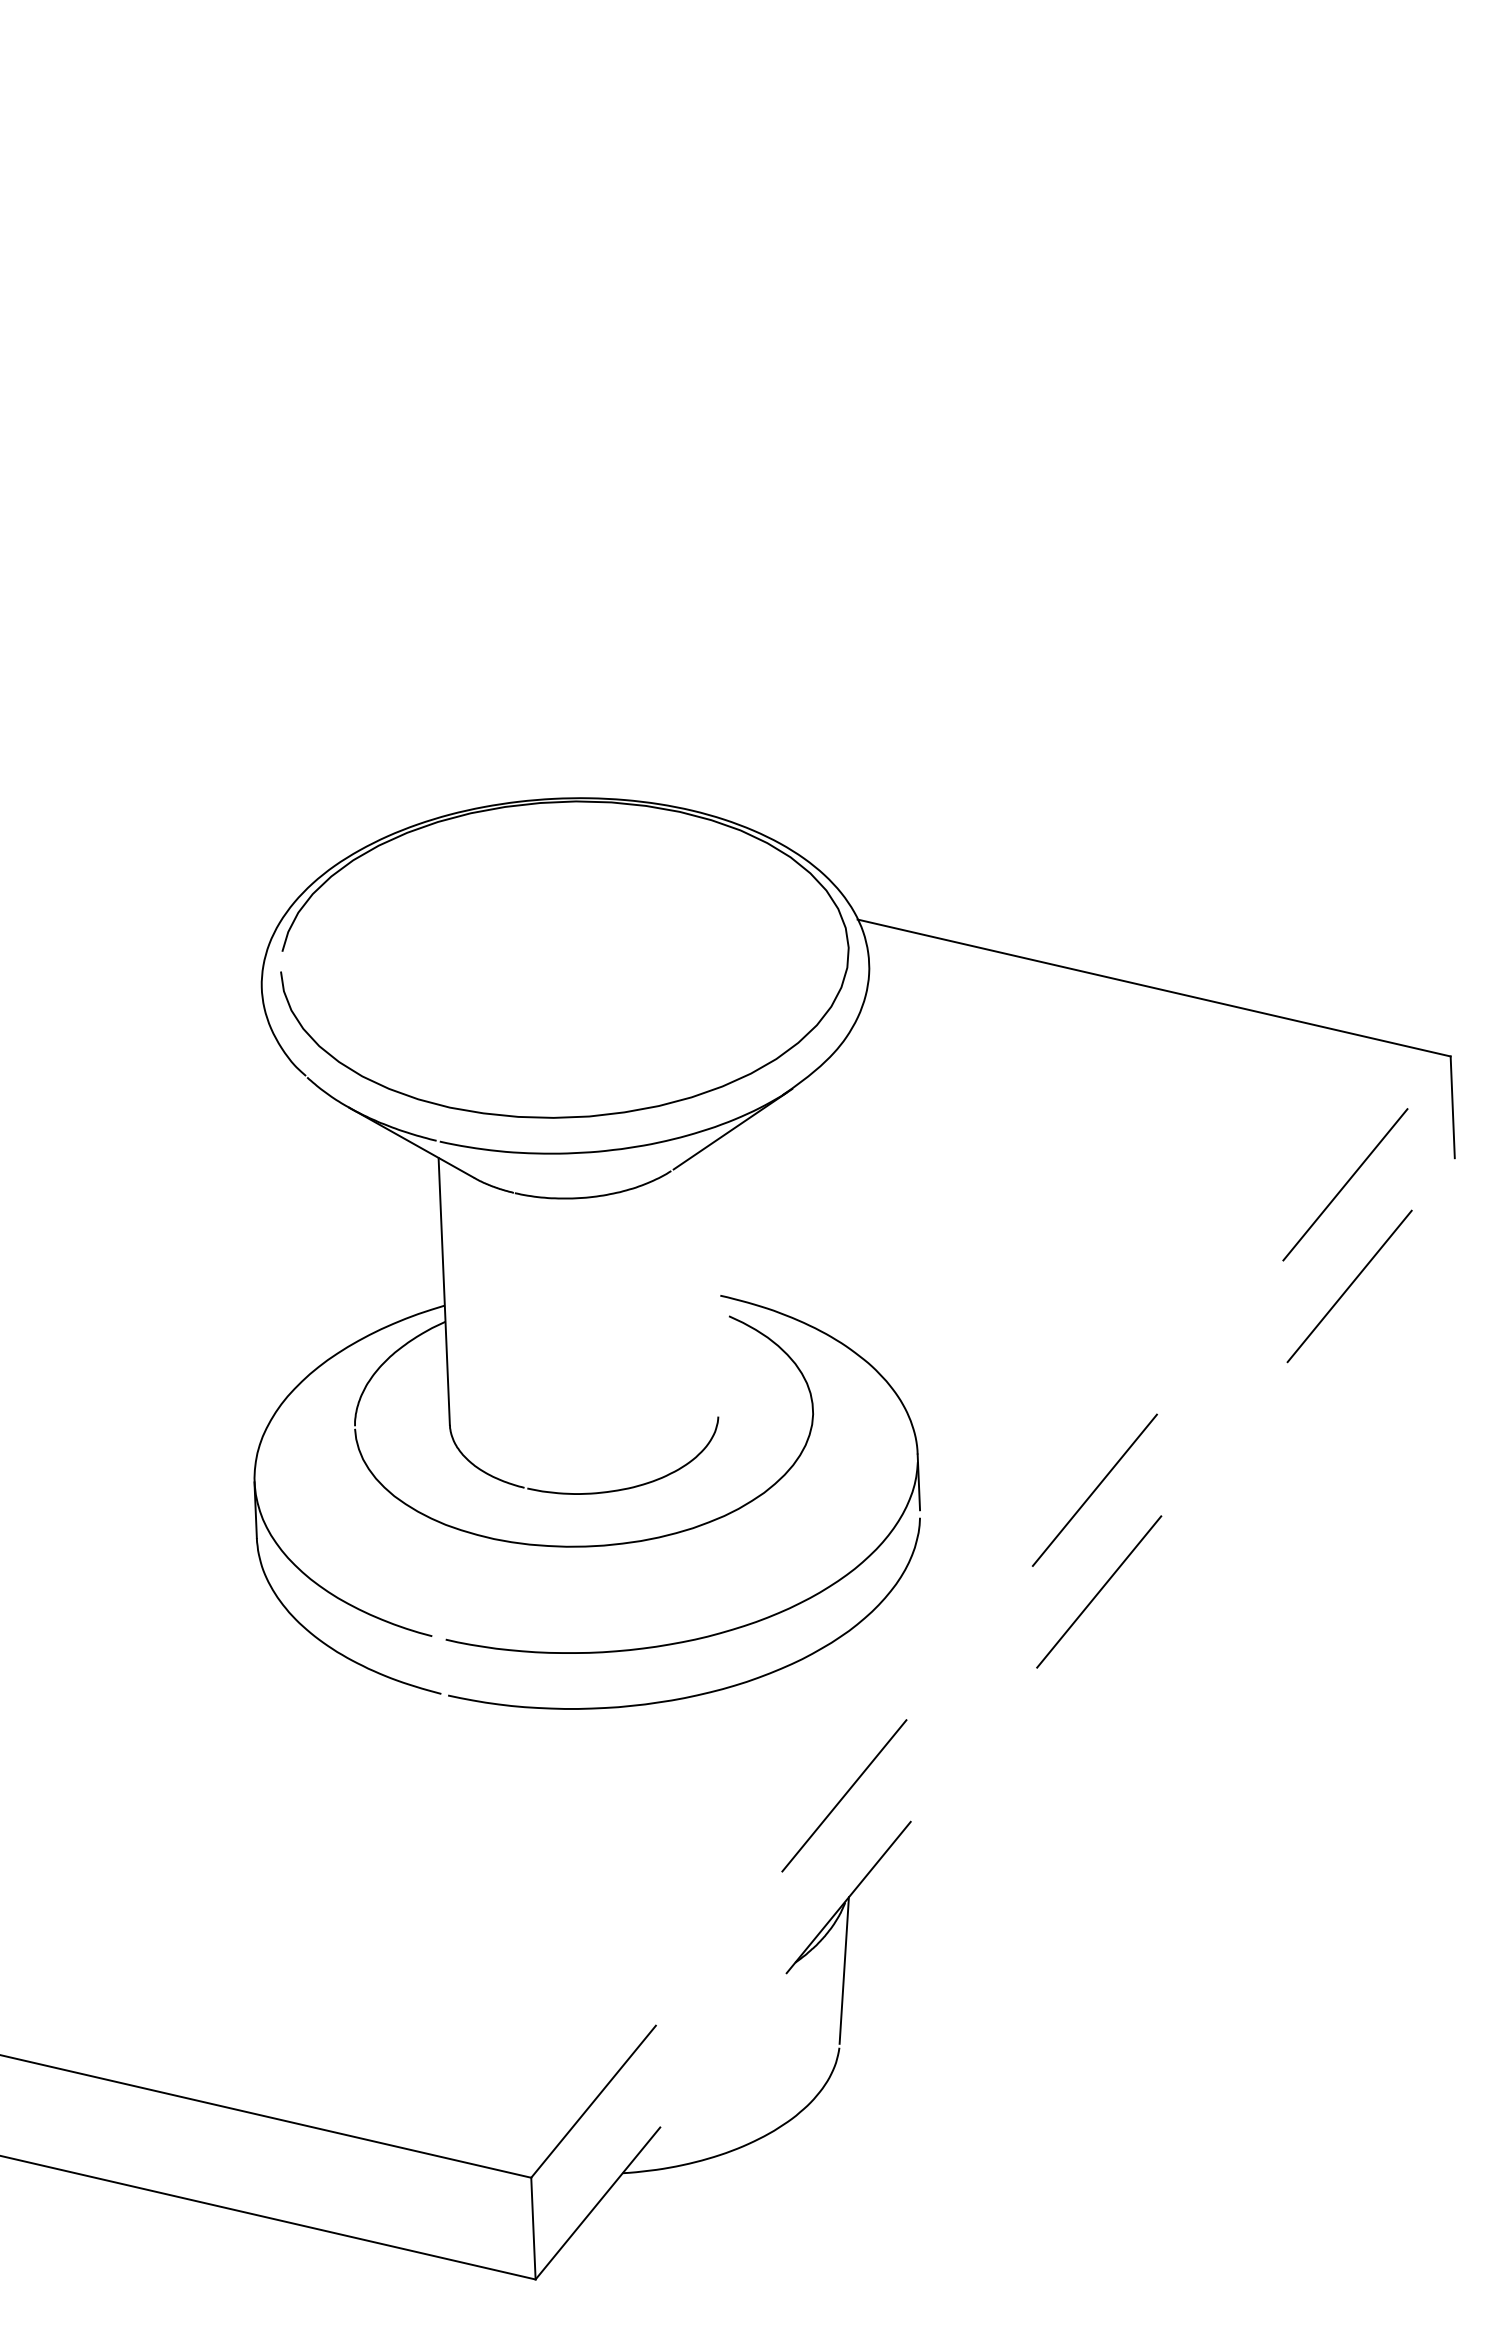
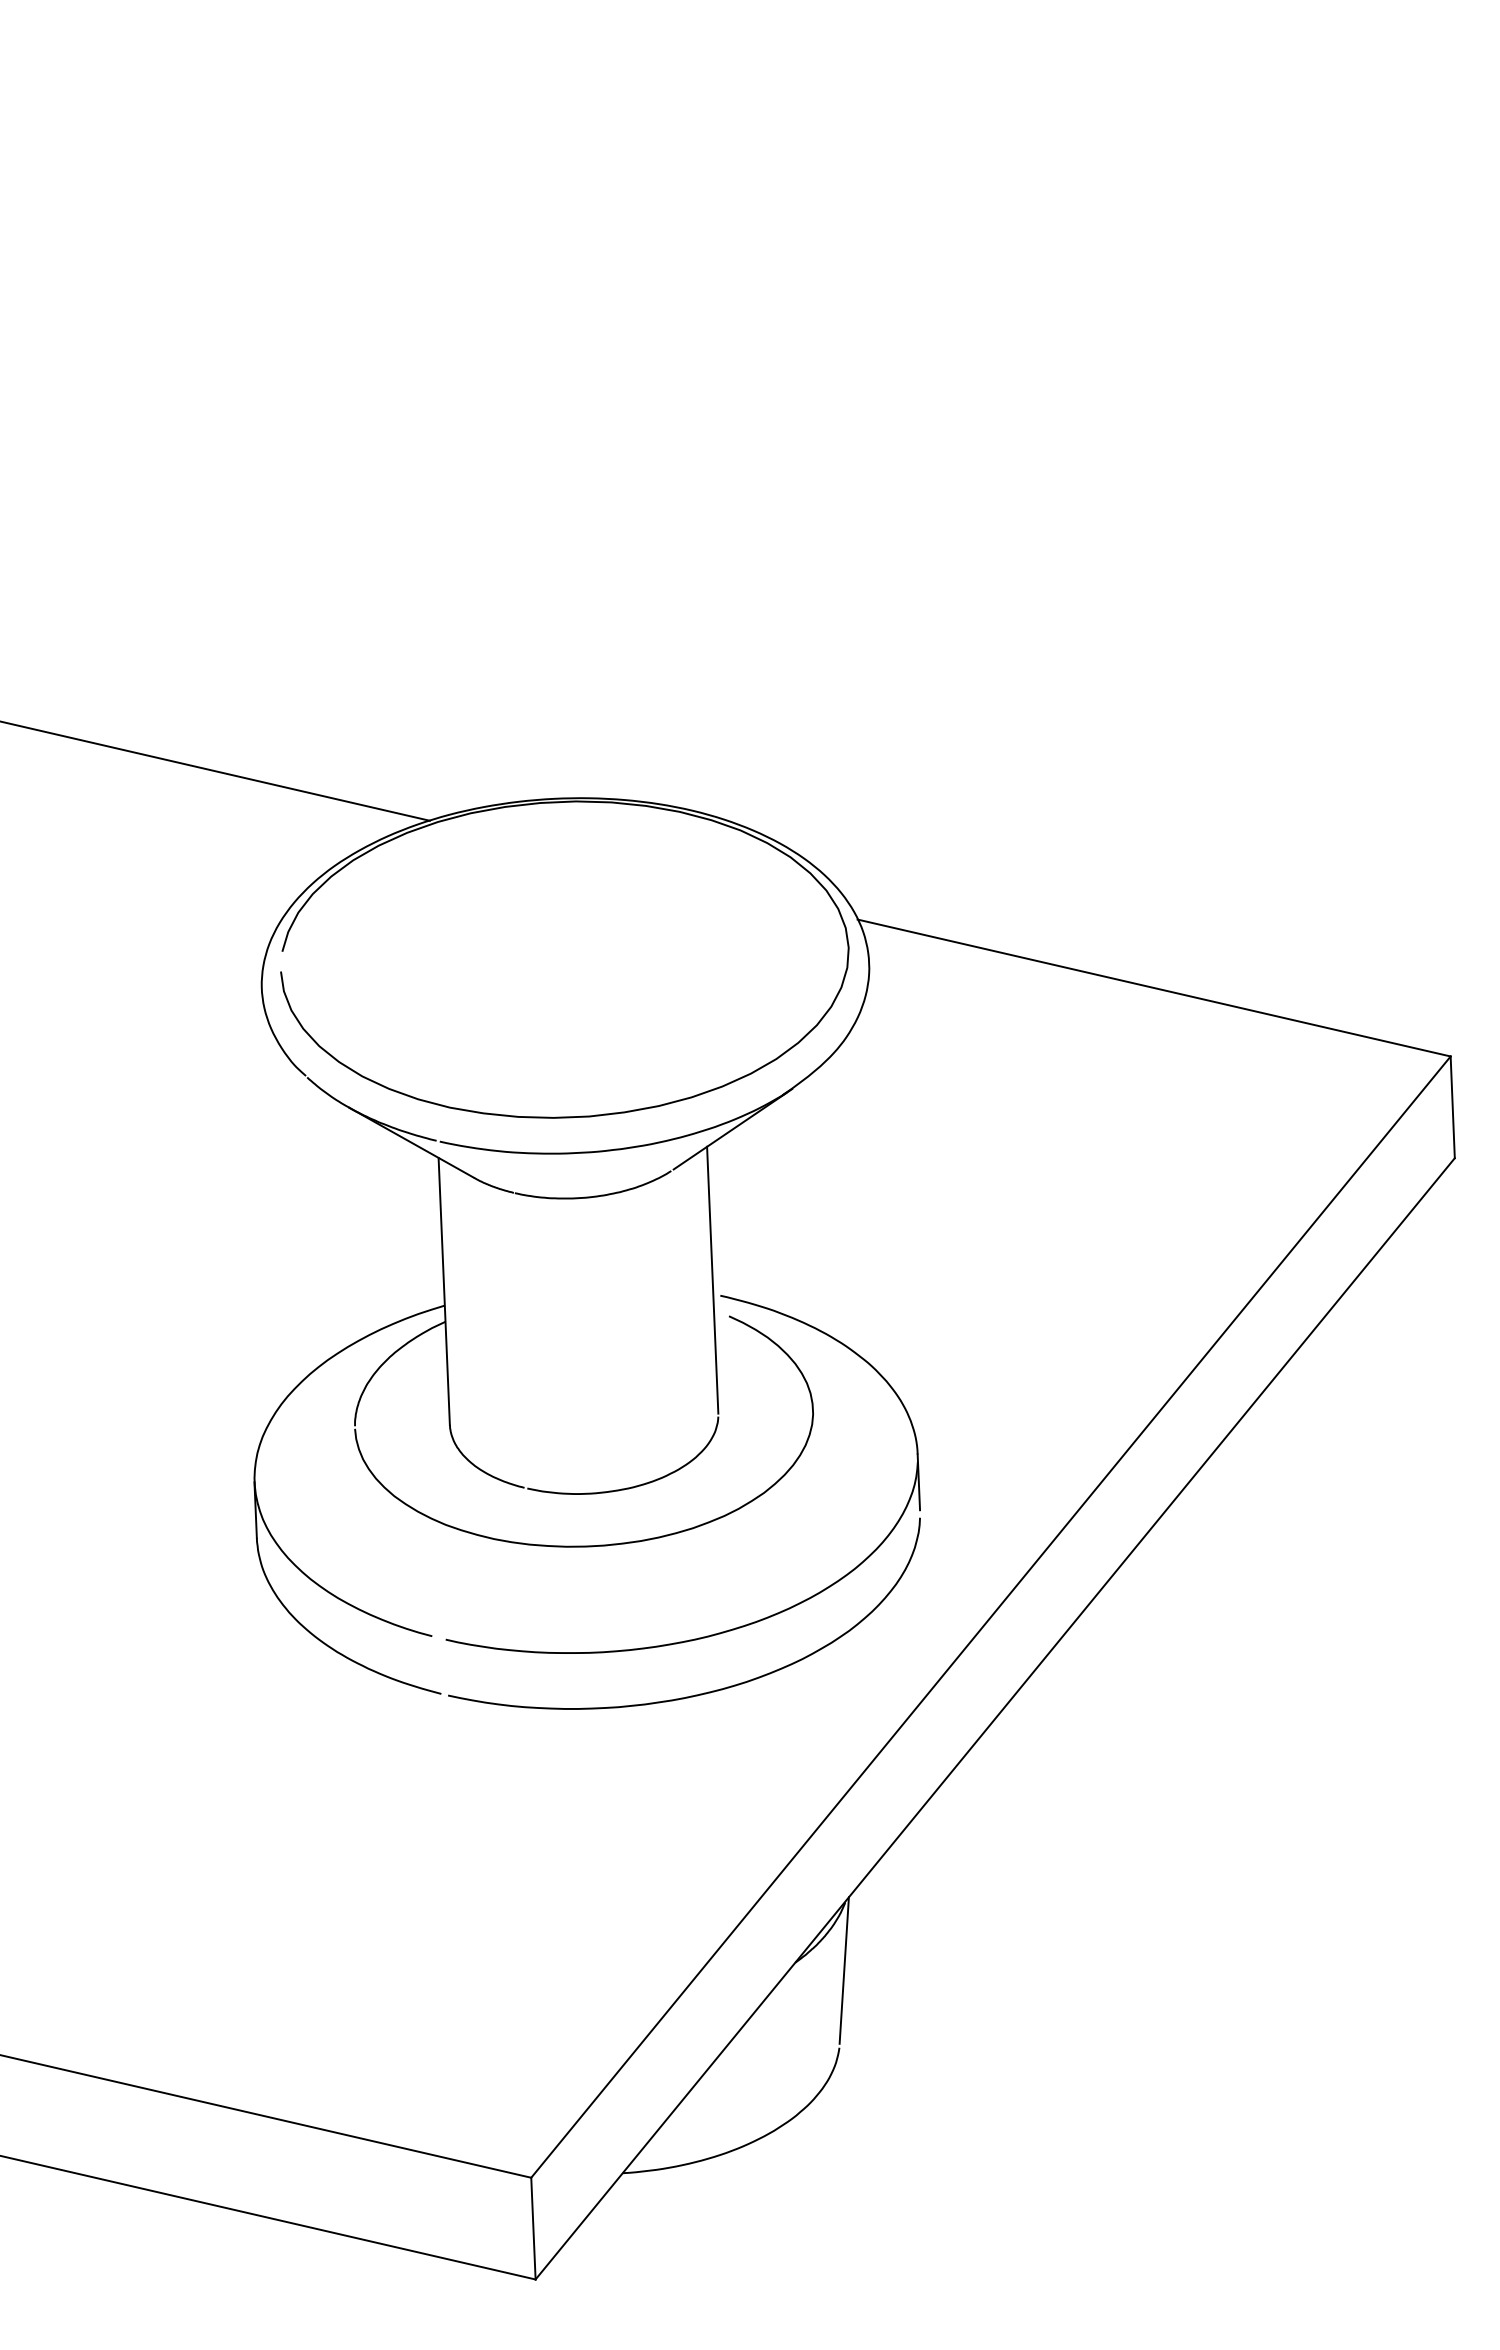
line: none -> present (215, 770)
line: none -> present (712, 1279)
line: dashed -> solid (991, 1616)
line: dashed -> solid (995, 1718)
